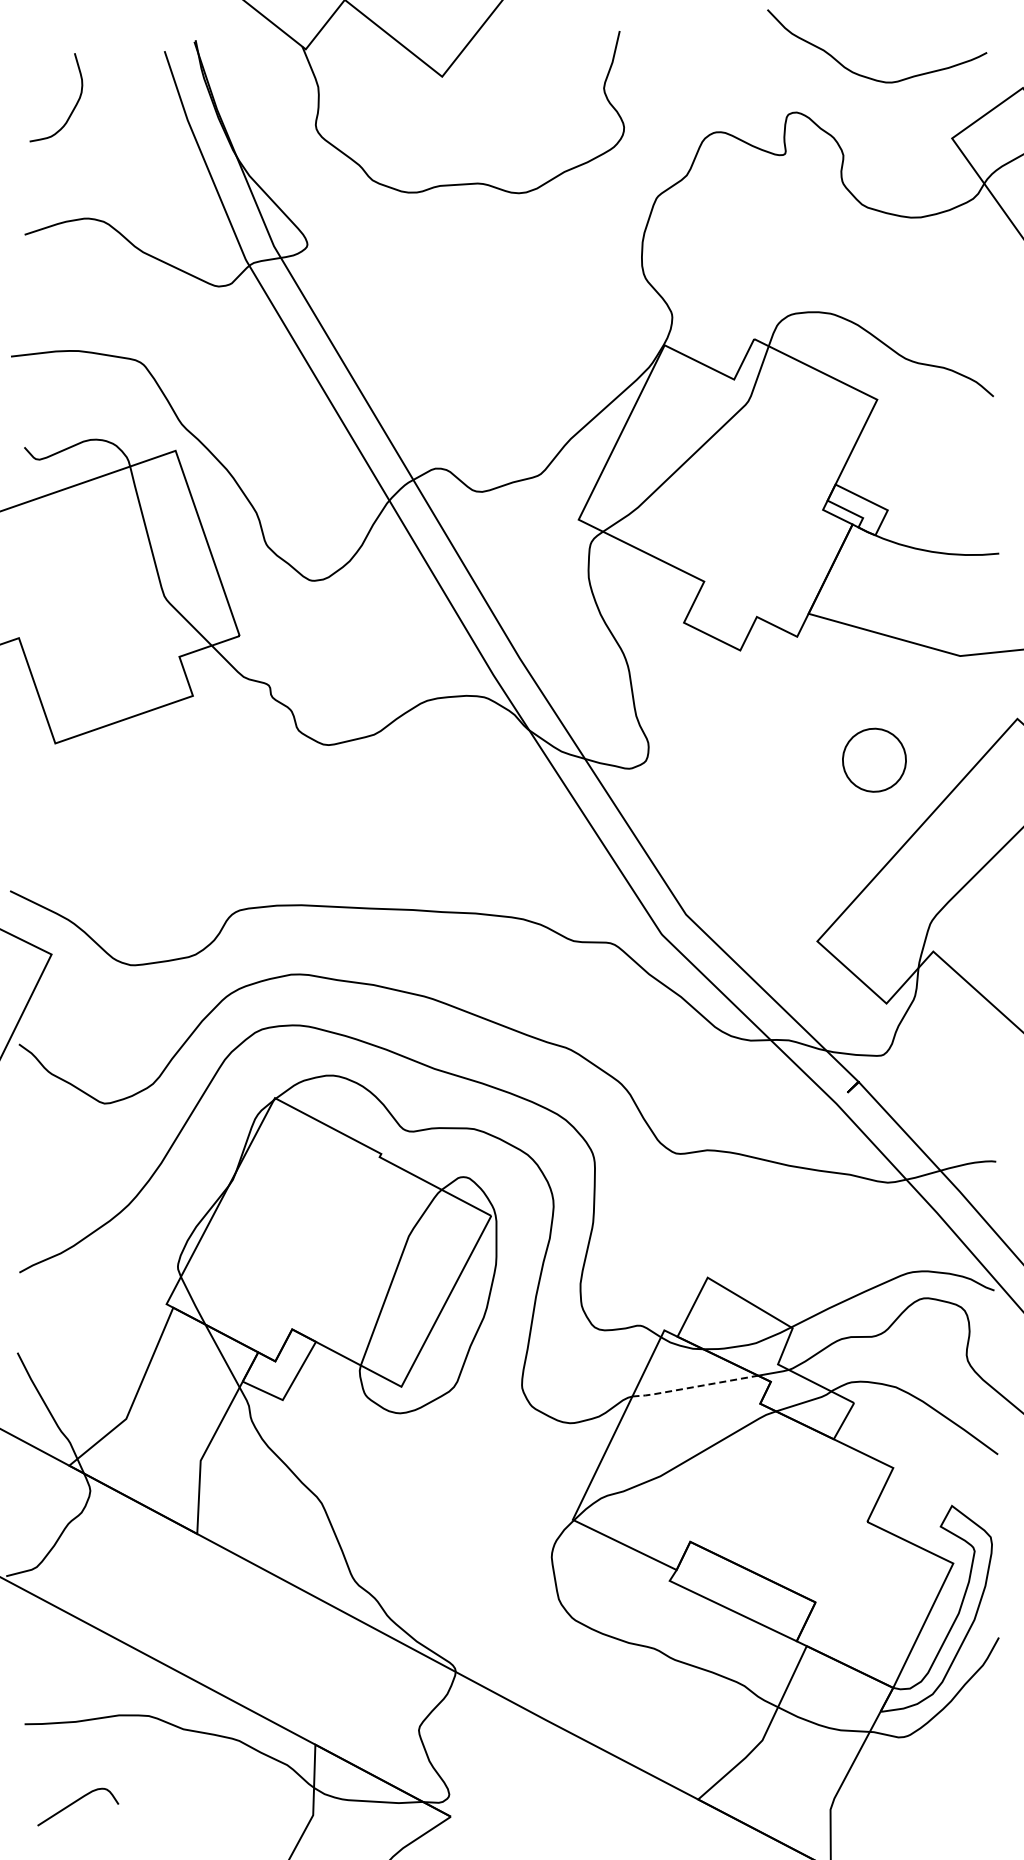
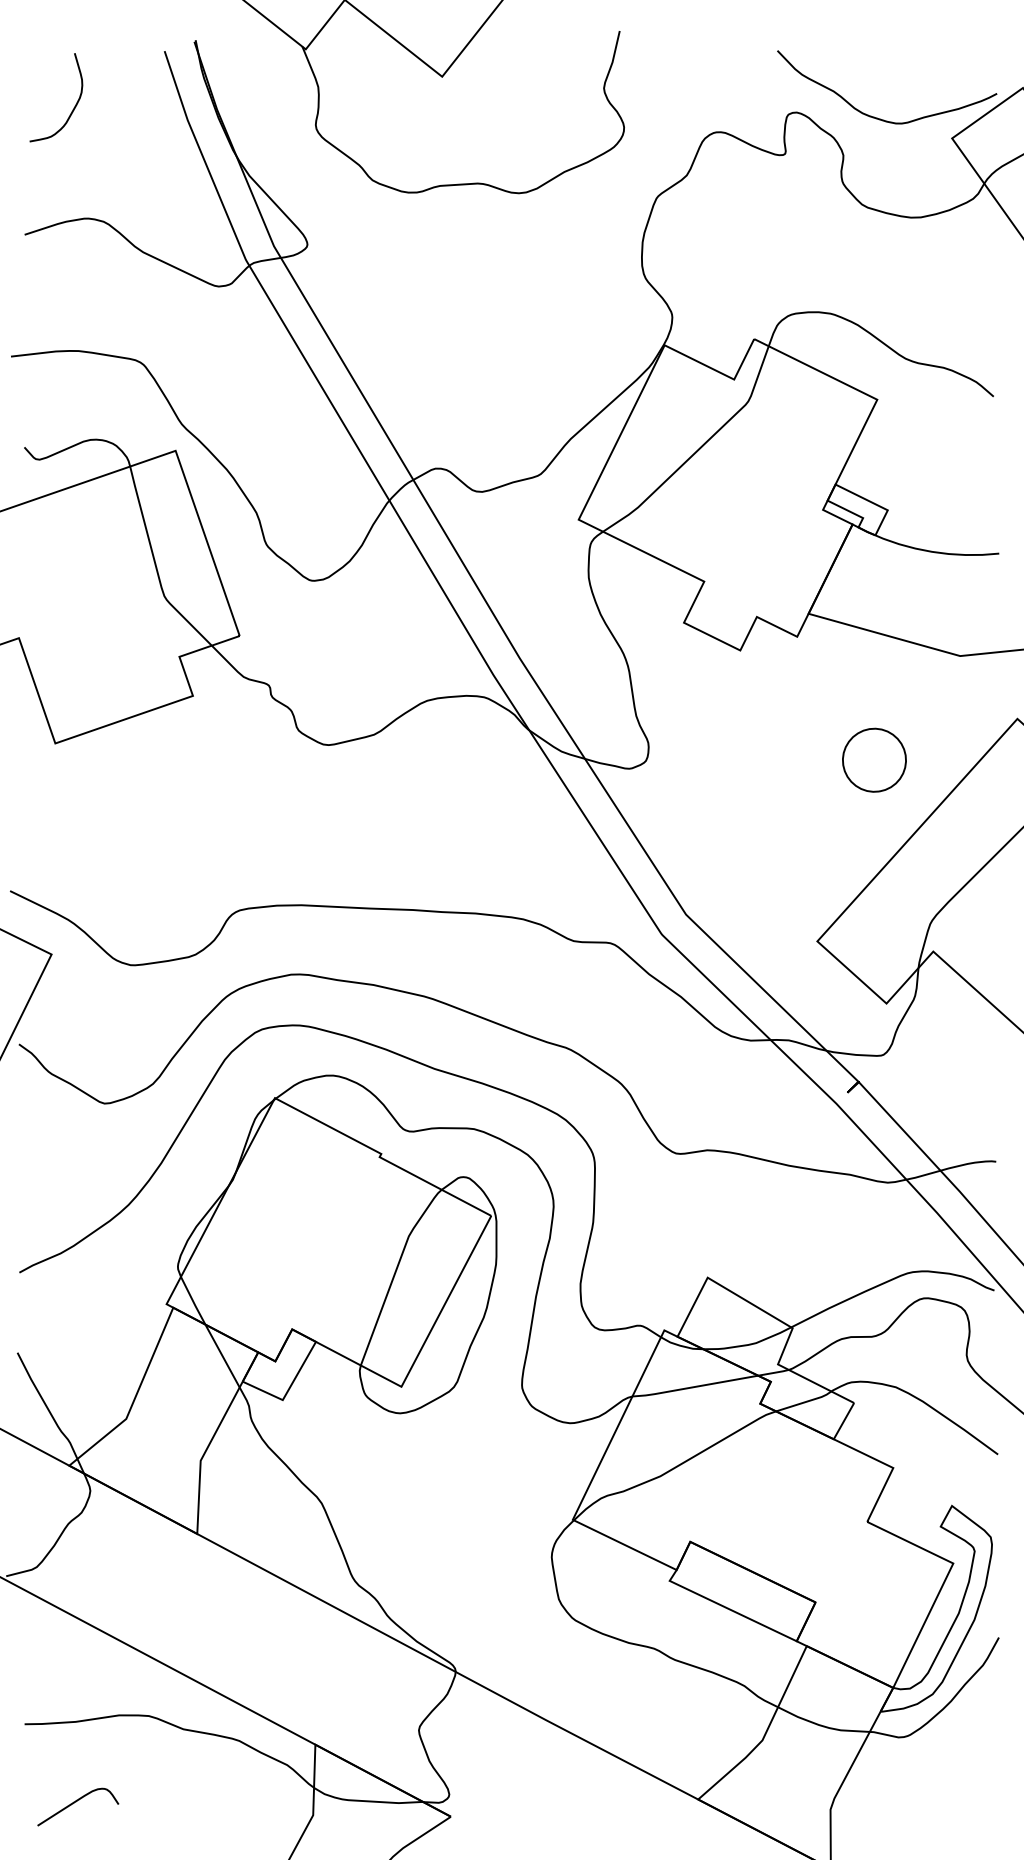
curve position: (867, 76) -> (877, 117) (877, 117)
line: dashed -> solid (694, 1387)
